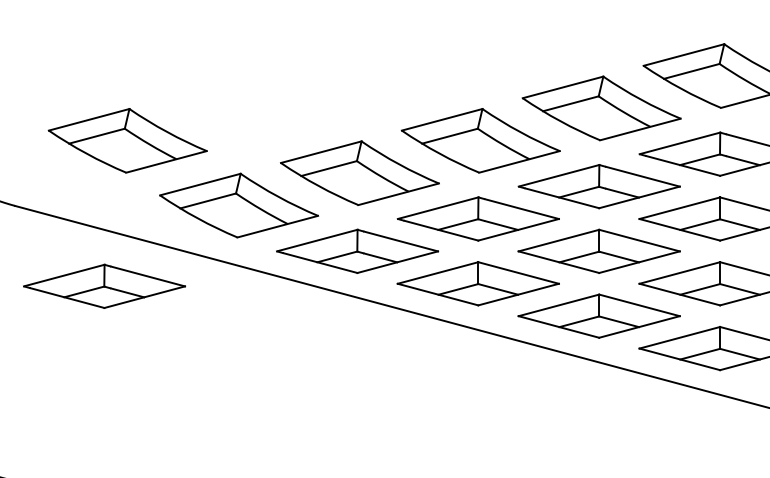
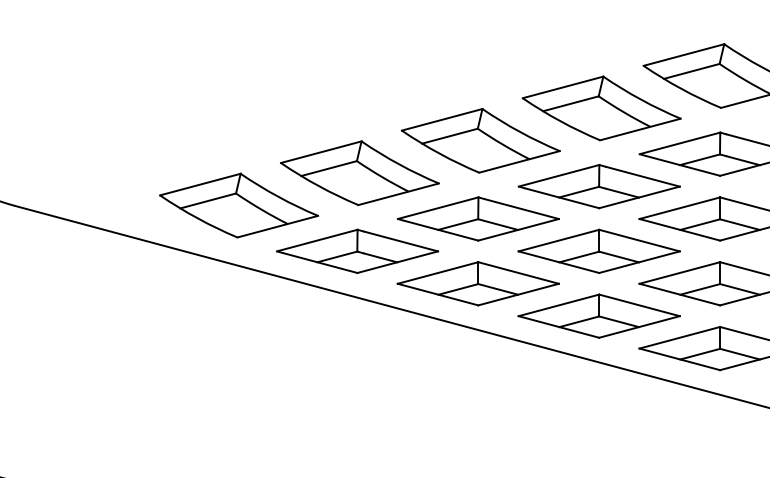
part: present -> none (127, 140)
part: present -> none (104, 285)
